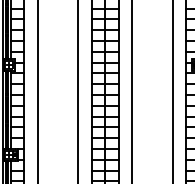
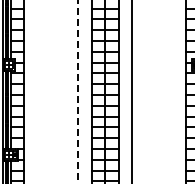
line: present -> none (37, 91)
line: solid -> dashed (78, 91)
line: present -> none (172, 91)
